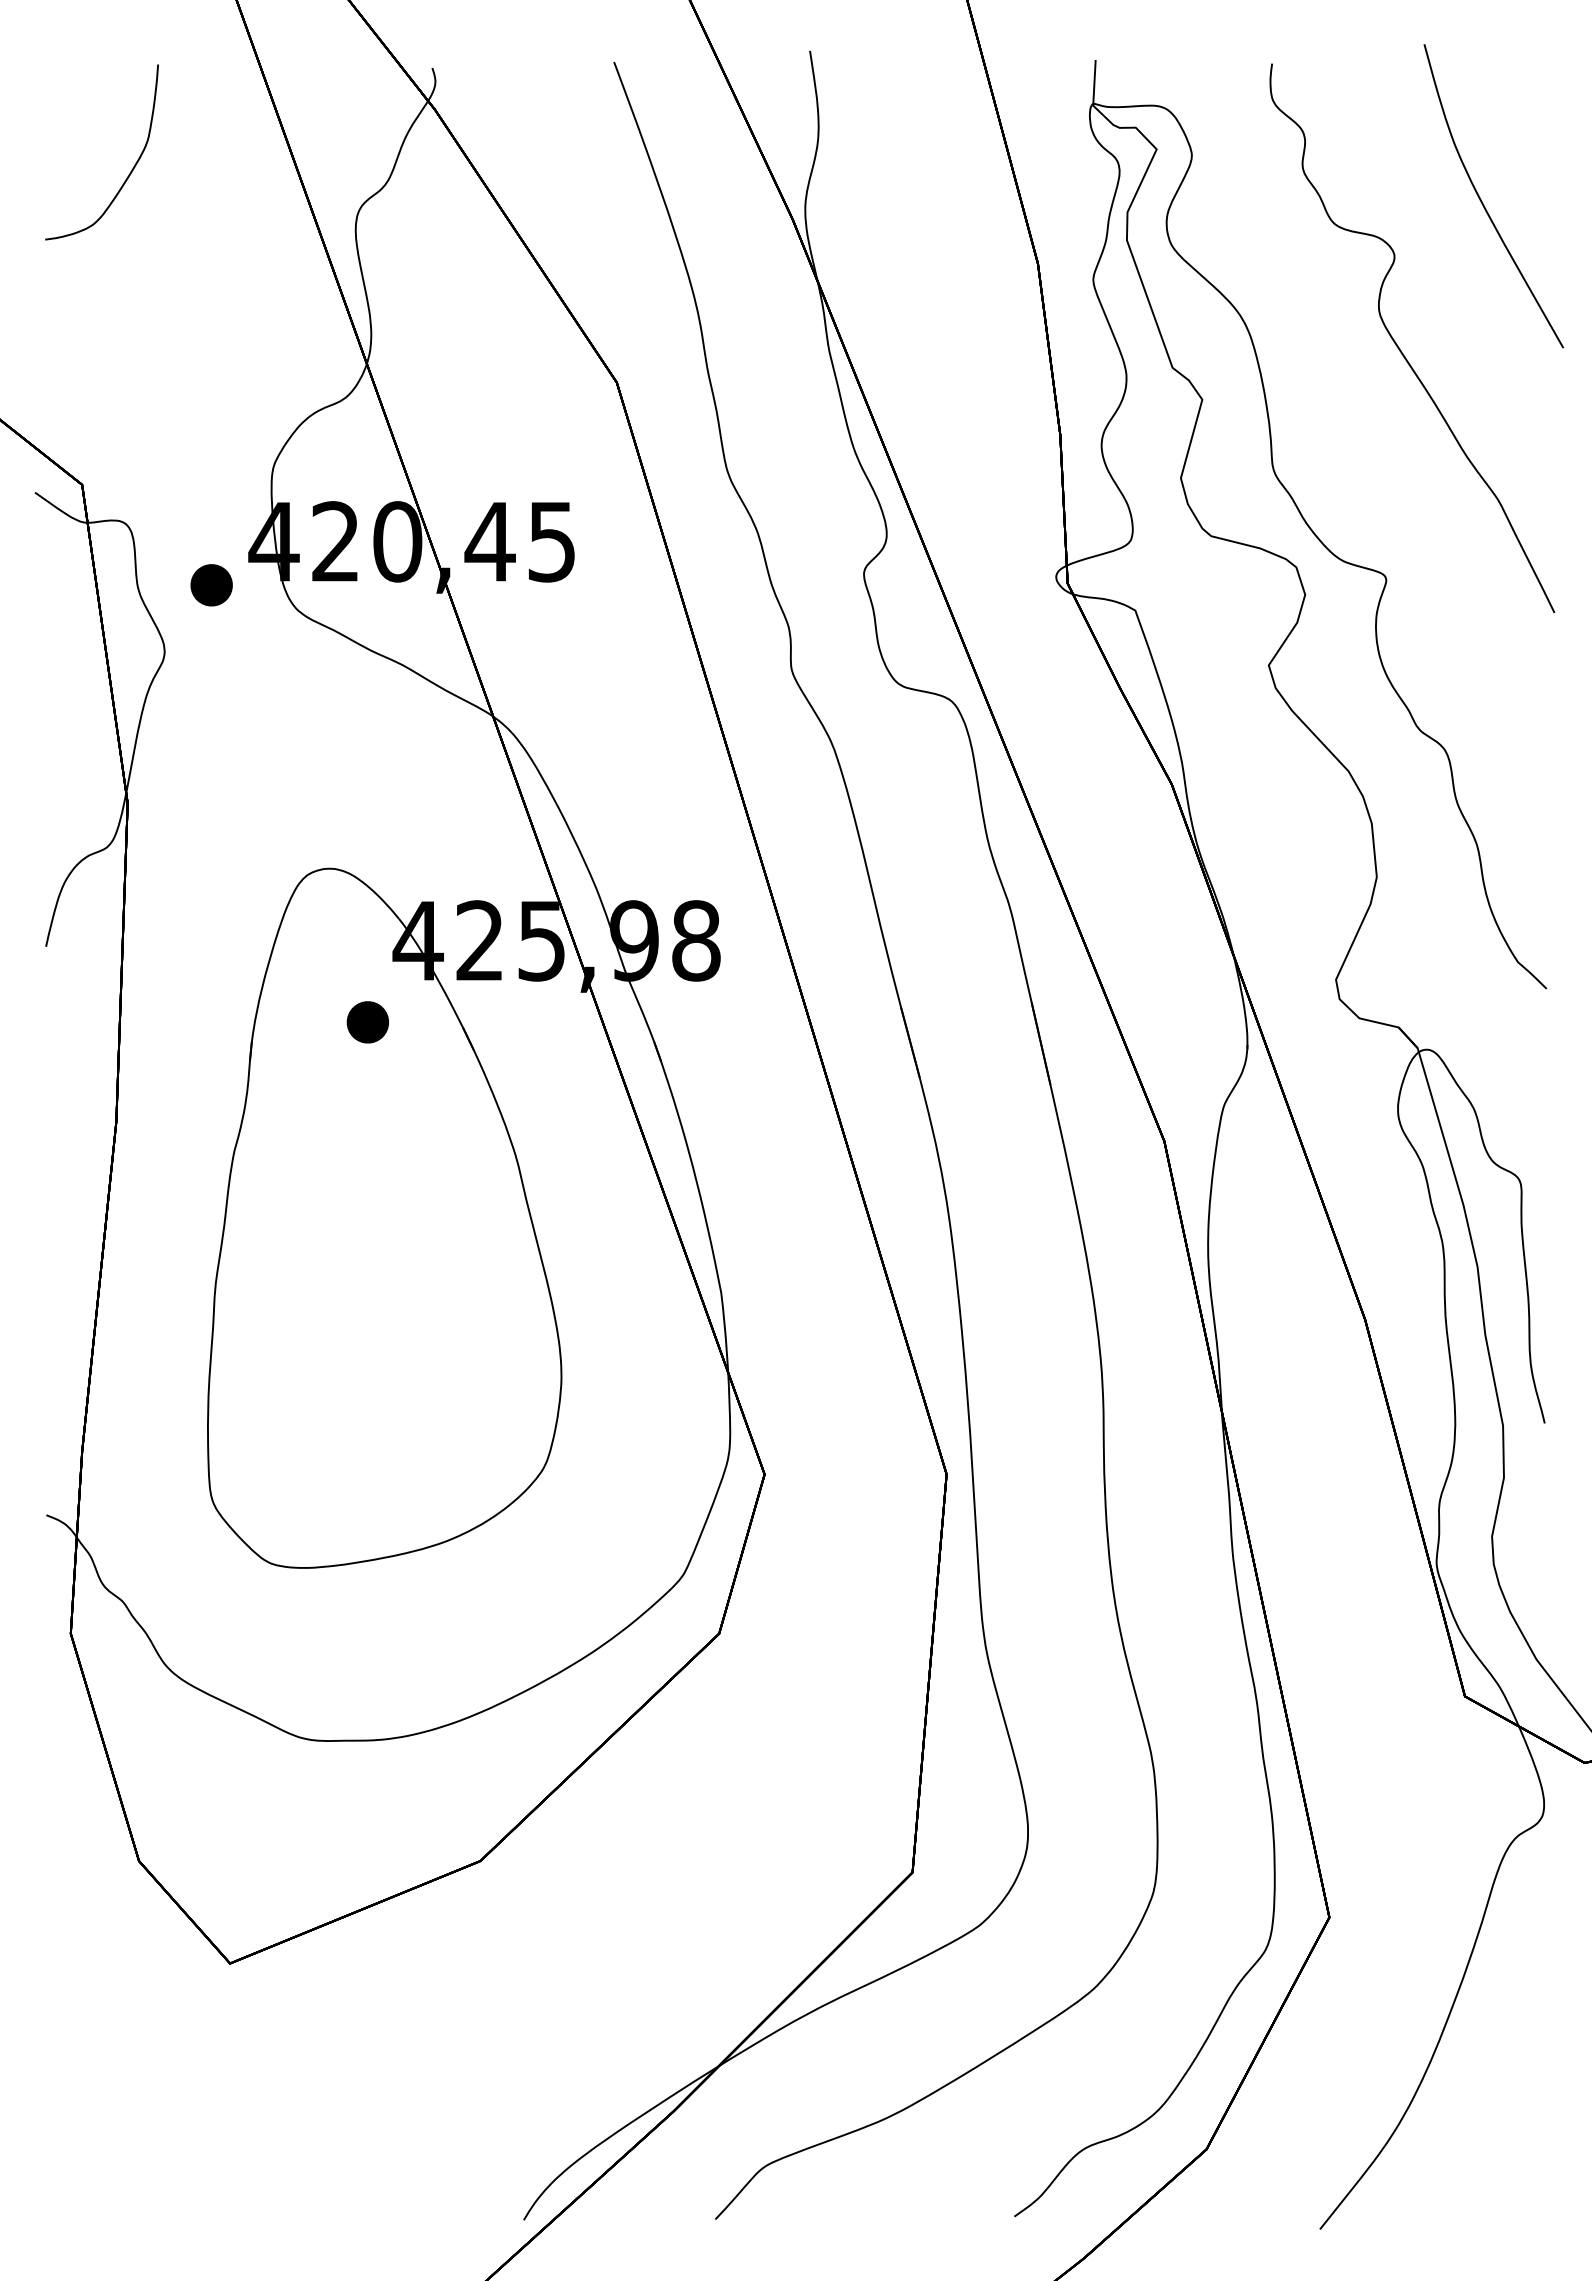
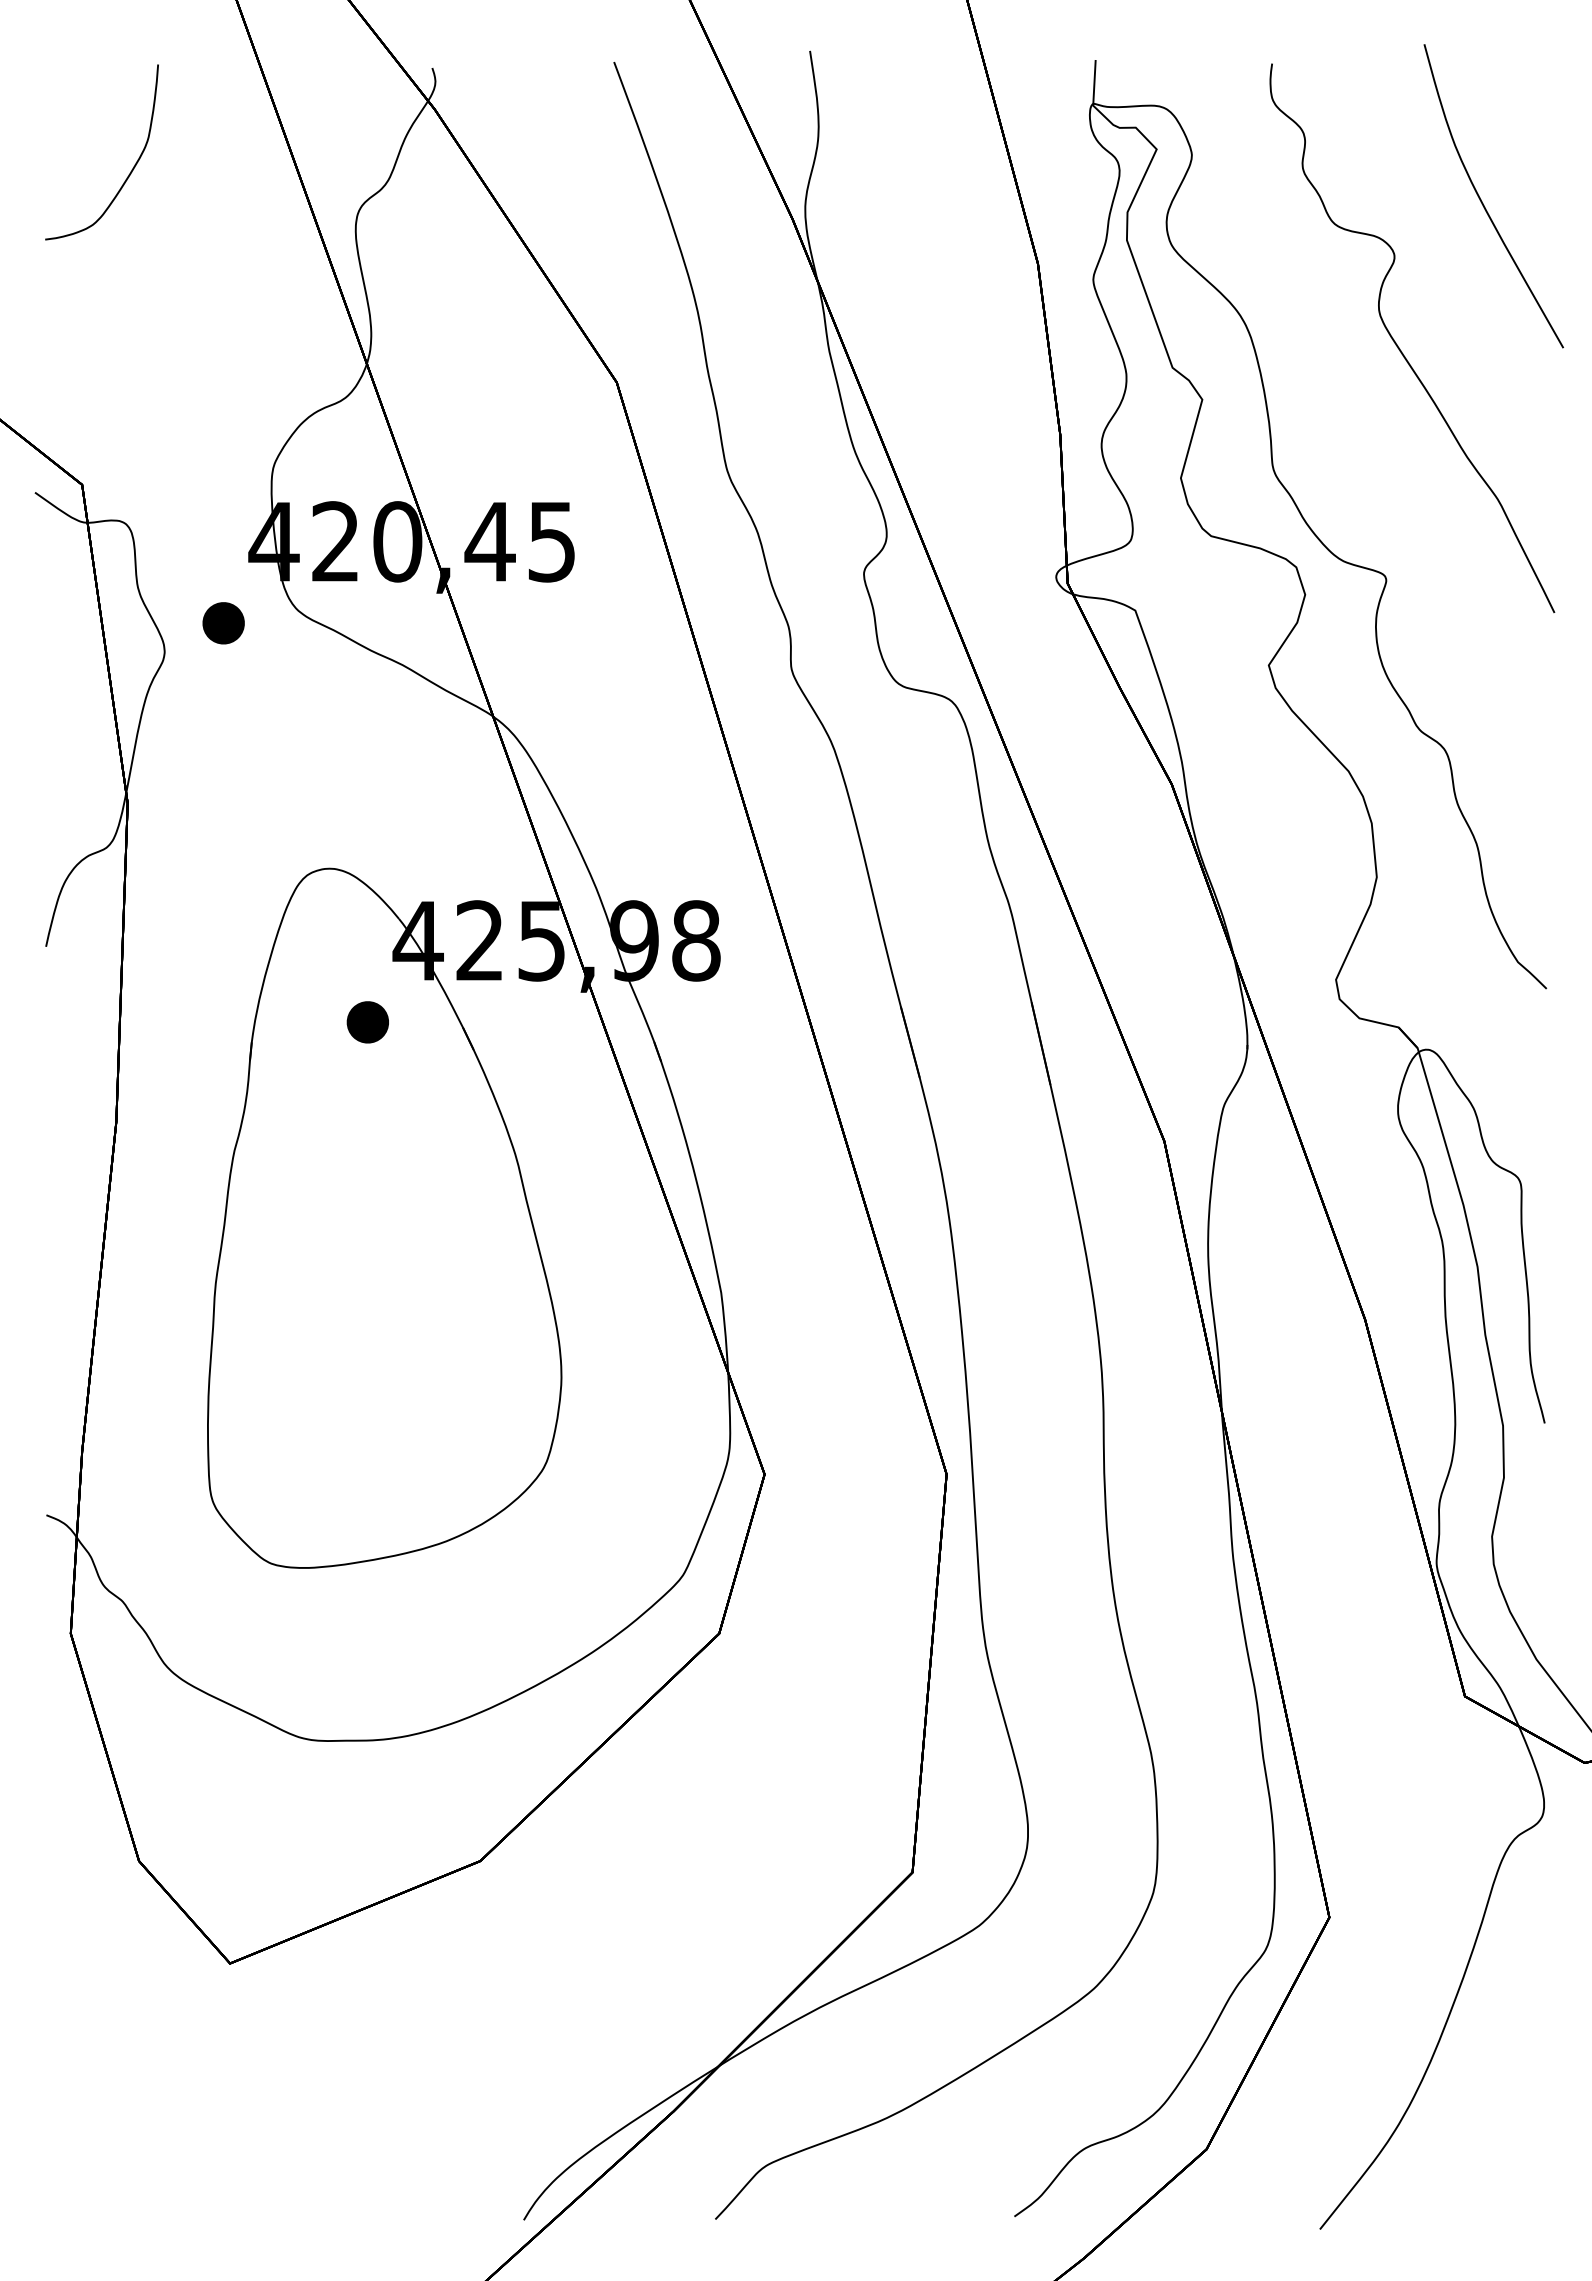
part position: (211, 585) -> (223, 623) (223, 623)
